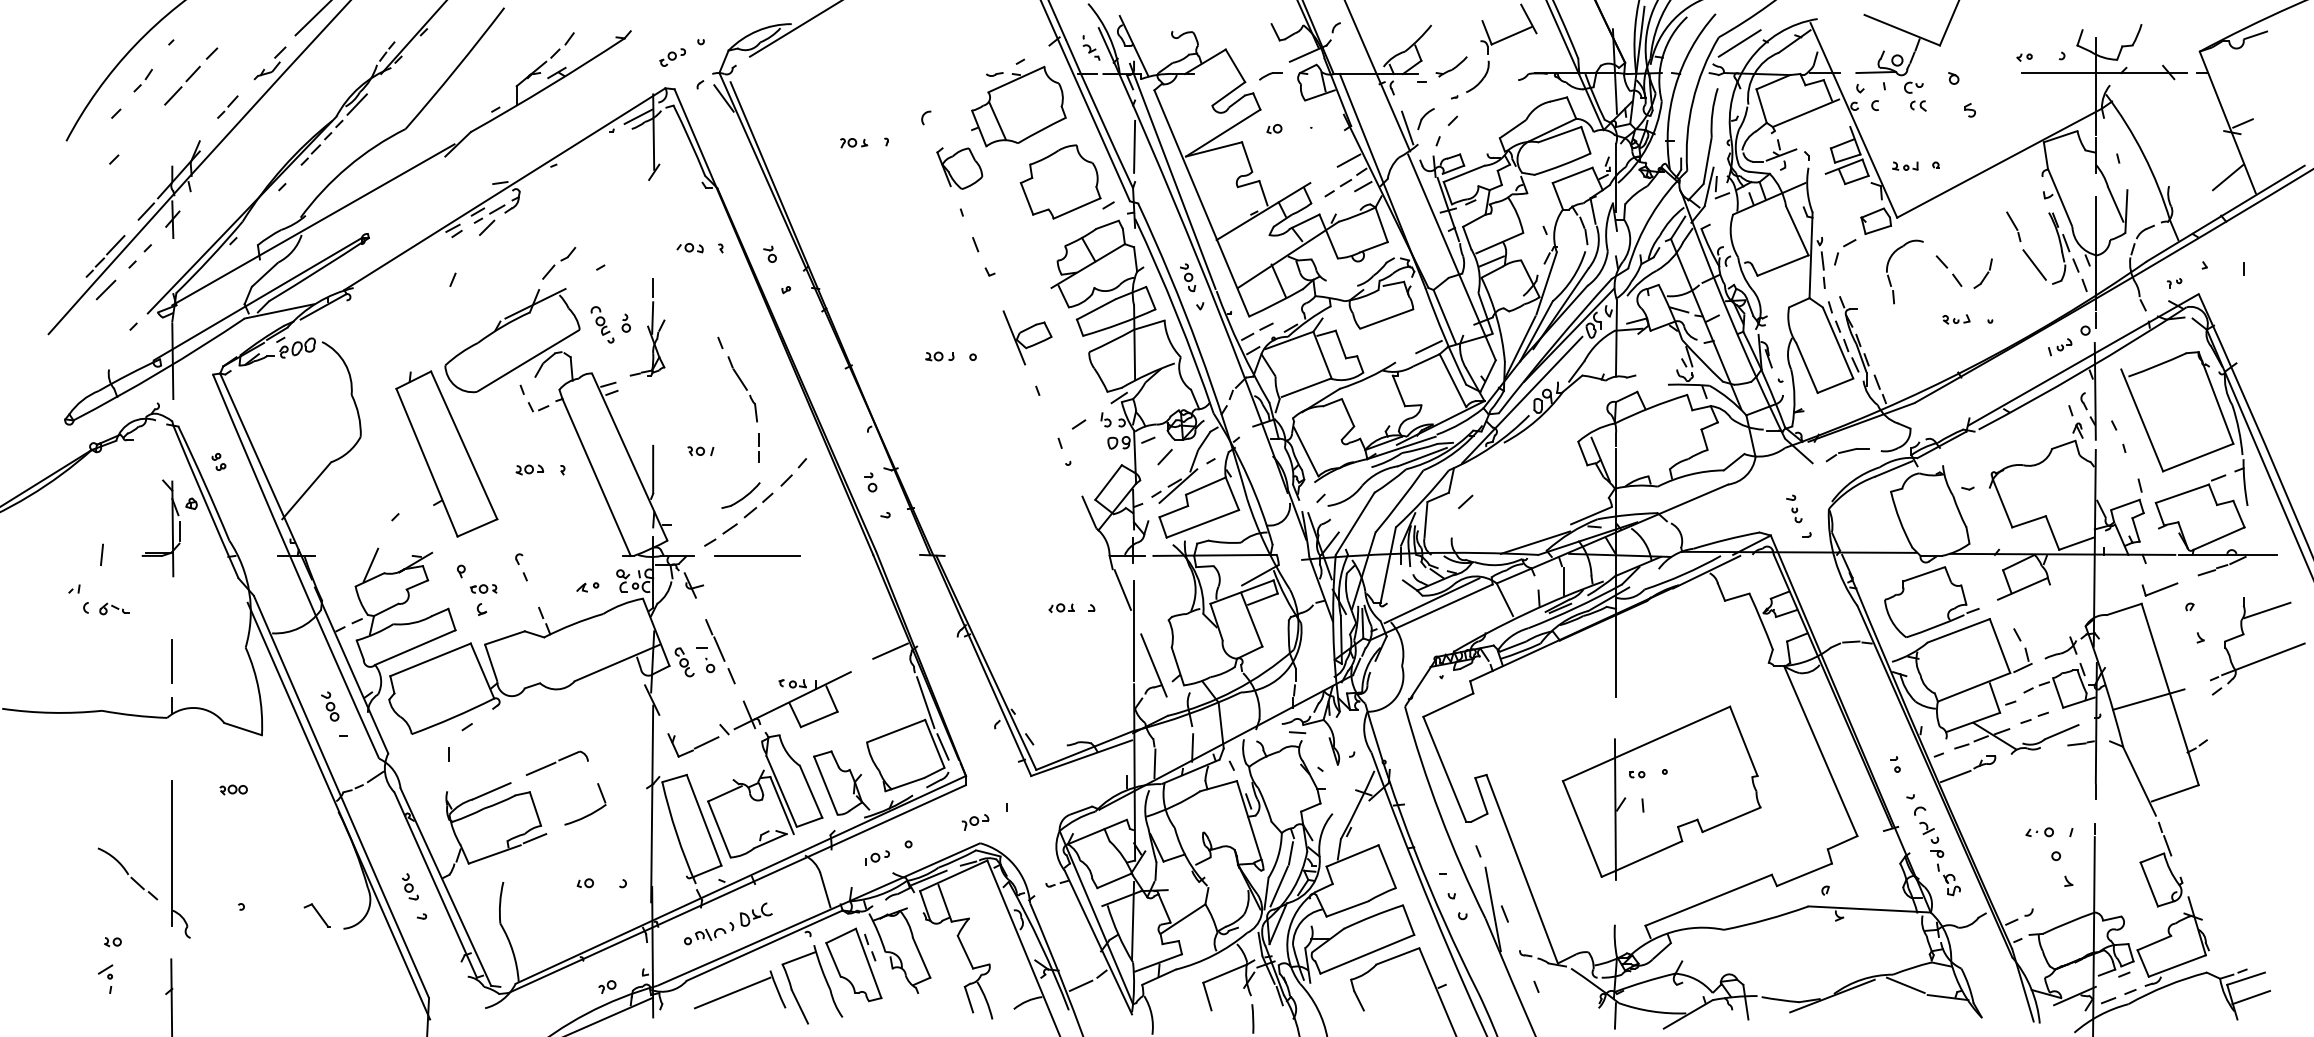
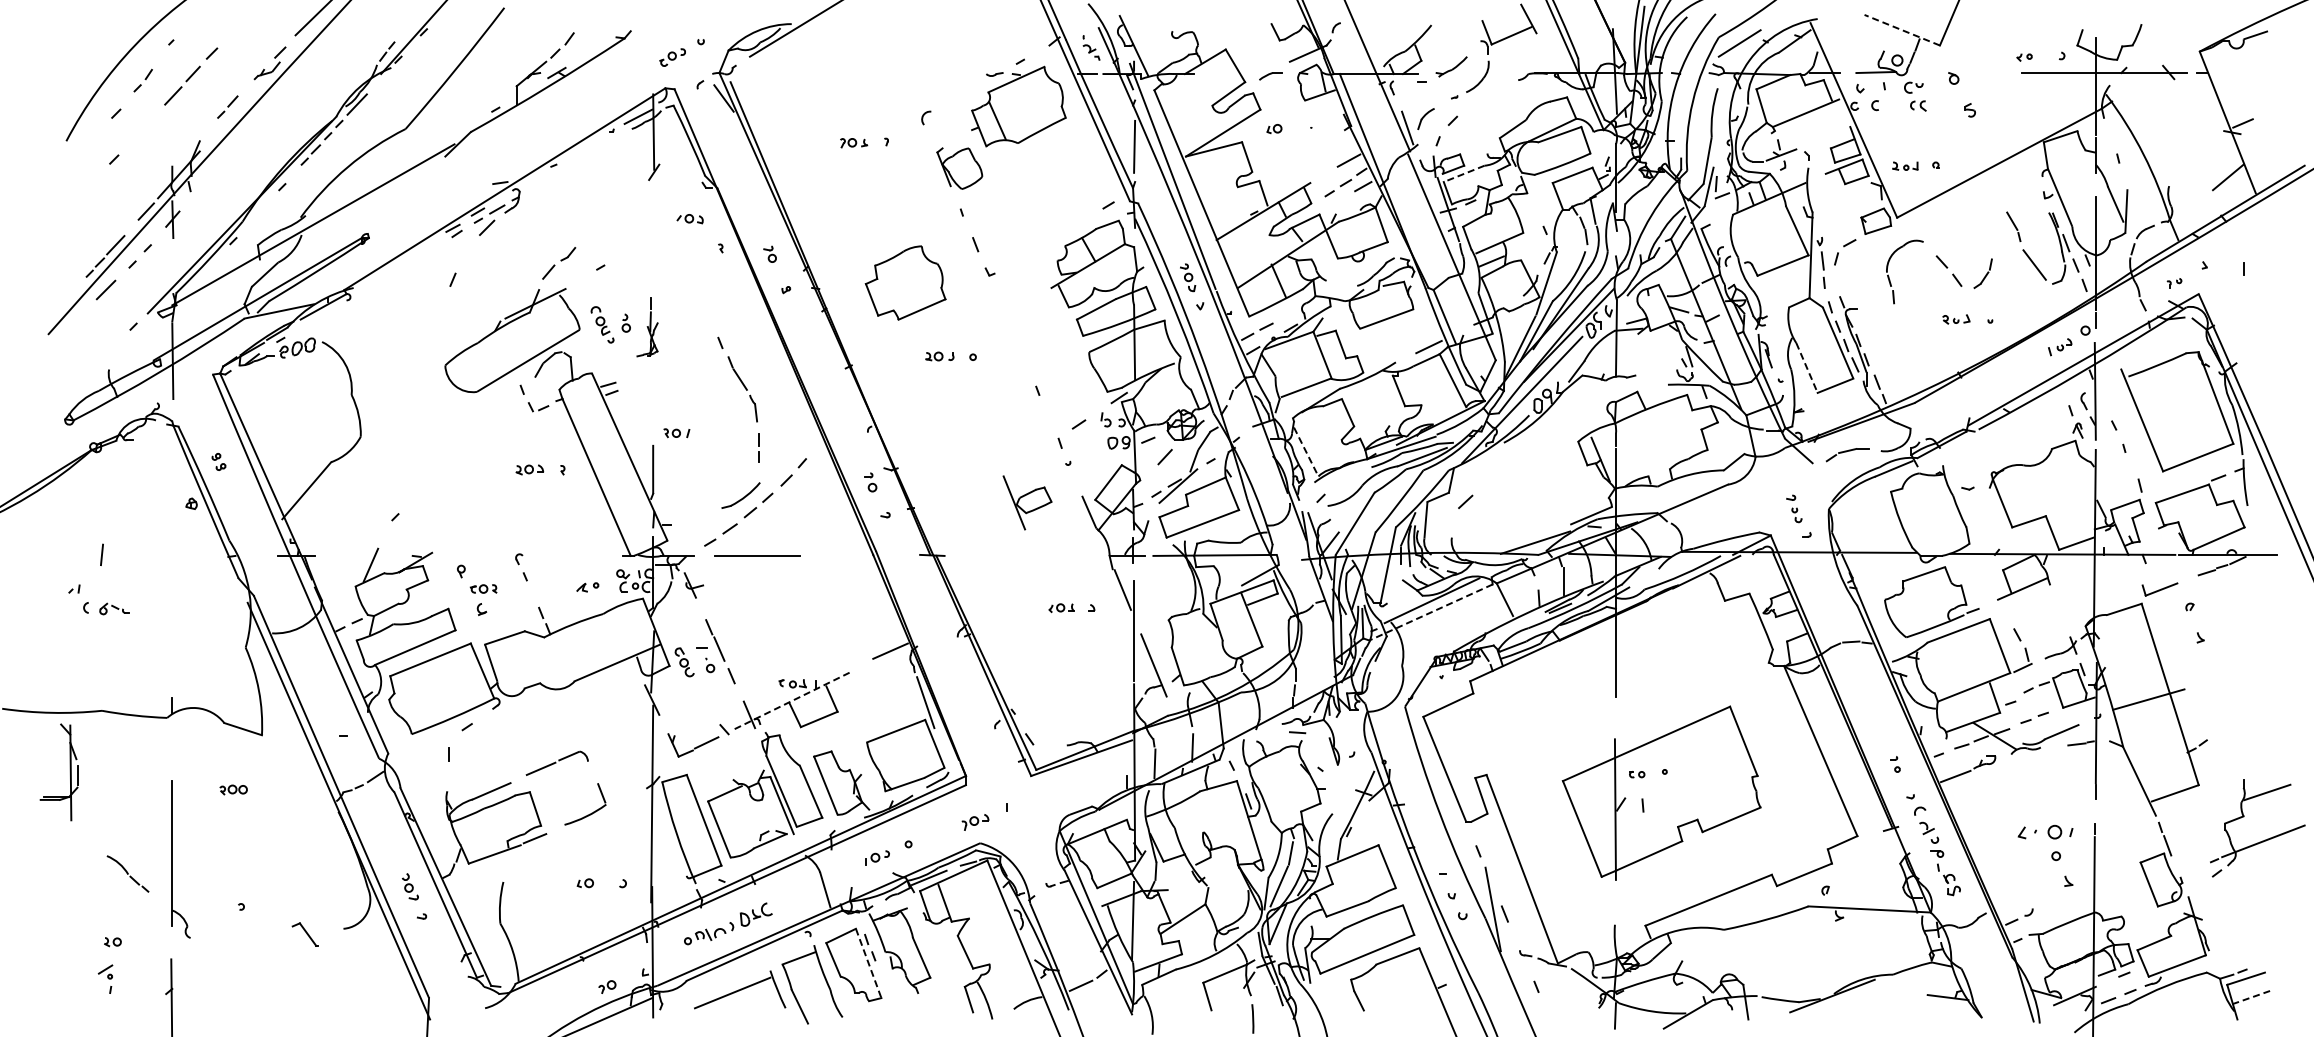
line: solid -> dashed (1902, 30)
line: solid -> dashed (1464, 173)
part position: (1060, 181) -> (905, 282) (905, 282)
part position: (689, 248) -> (689, 219) (689, 219)
part size: 37x99 px -> 23x61 px (647, 327)
part position: (1027, 337) -> (1027, 502) (1027, 502)
line: solid -> dashed (1807, 368)
part position: (700, 451) -> (676, 433) (676, 433)
line: solid -> dashed (1306, 452)
part: present -> none (446, 453)
part position: (171, 528) -> (69, 772) (69, 772)
line: solid -> dashed (1431, 612)
part position: (2262, 658) -> (2262, 840) (2262, 840)
line: present -> none (172, 661)
line: solid -> dashed (792, 700)
part: present -> none (330, 706)
line: present -> none (942, 746)
part size: 29x11 px -> 46x16 px (2039, 831)
part size: 62x54 px -> 44x38 px (127, 873)
part position: (316, 915) -> (304, 934) (304, 934)
line: solid -> dashed (868, 963)
line: present -> none (1905, 985)
line: solid -> dashed (2251, 997)
